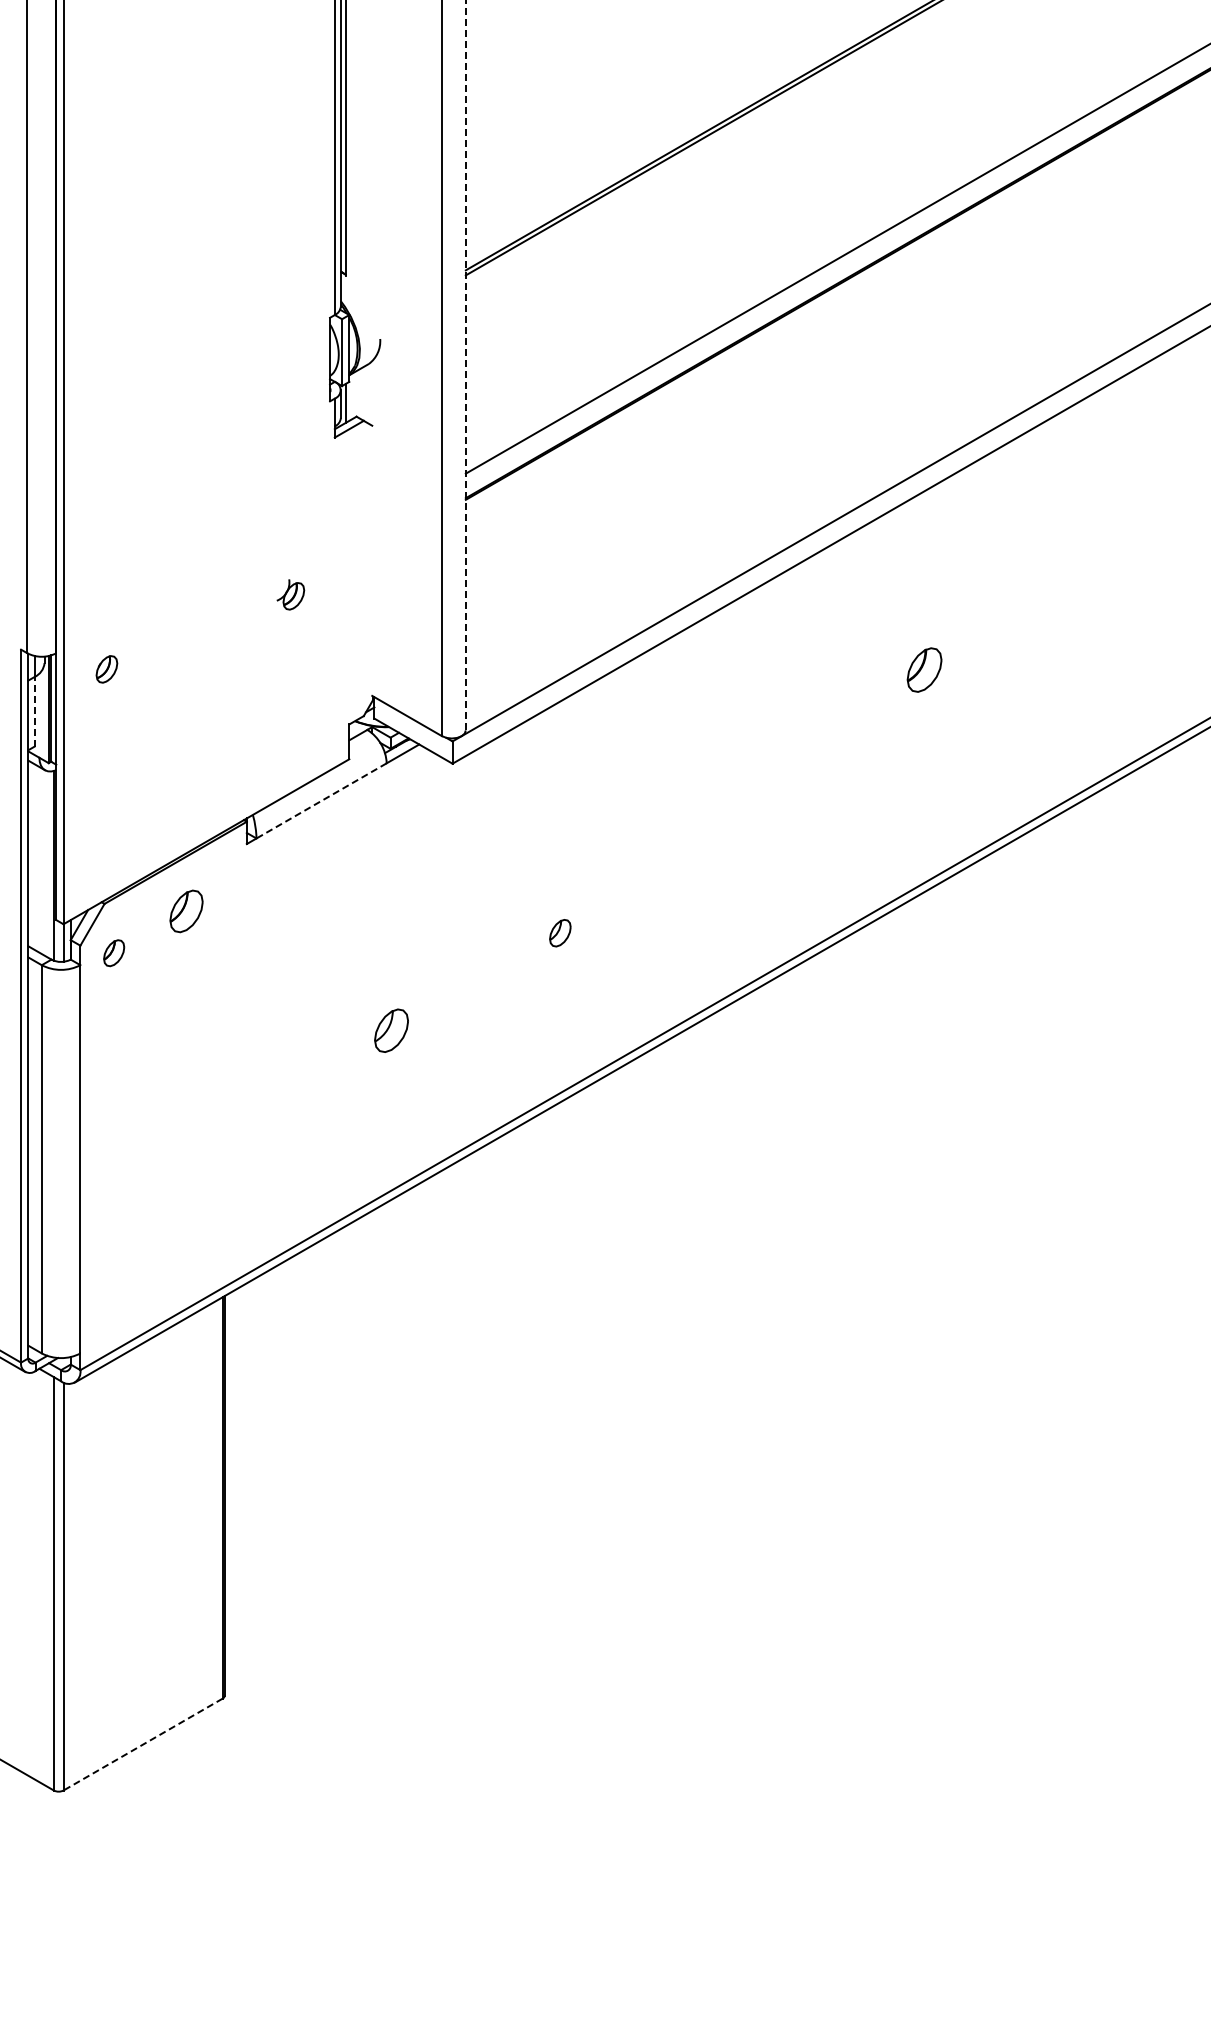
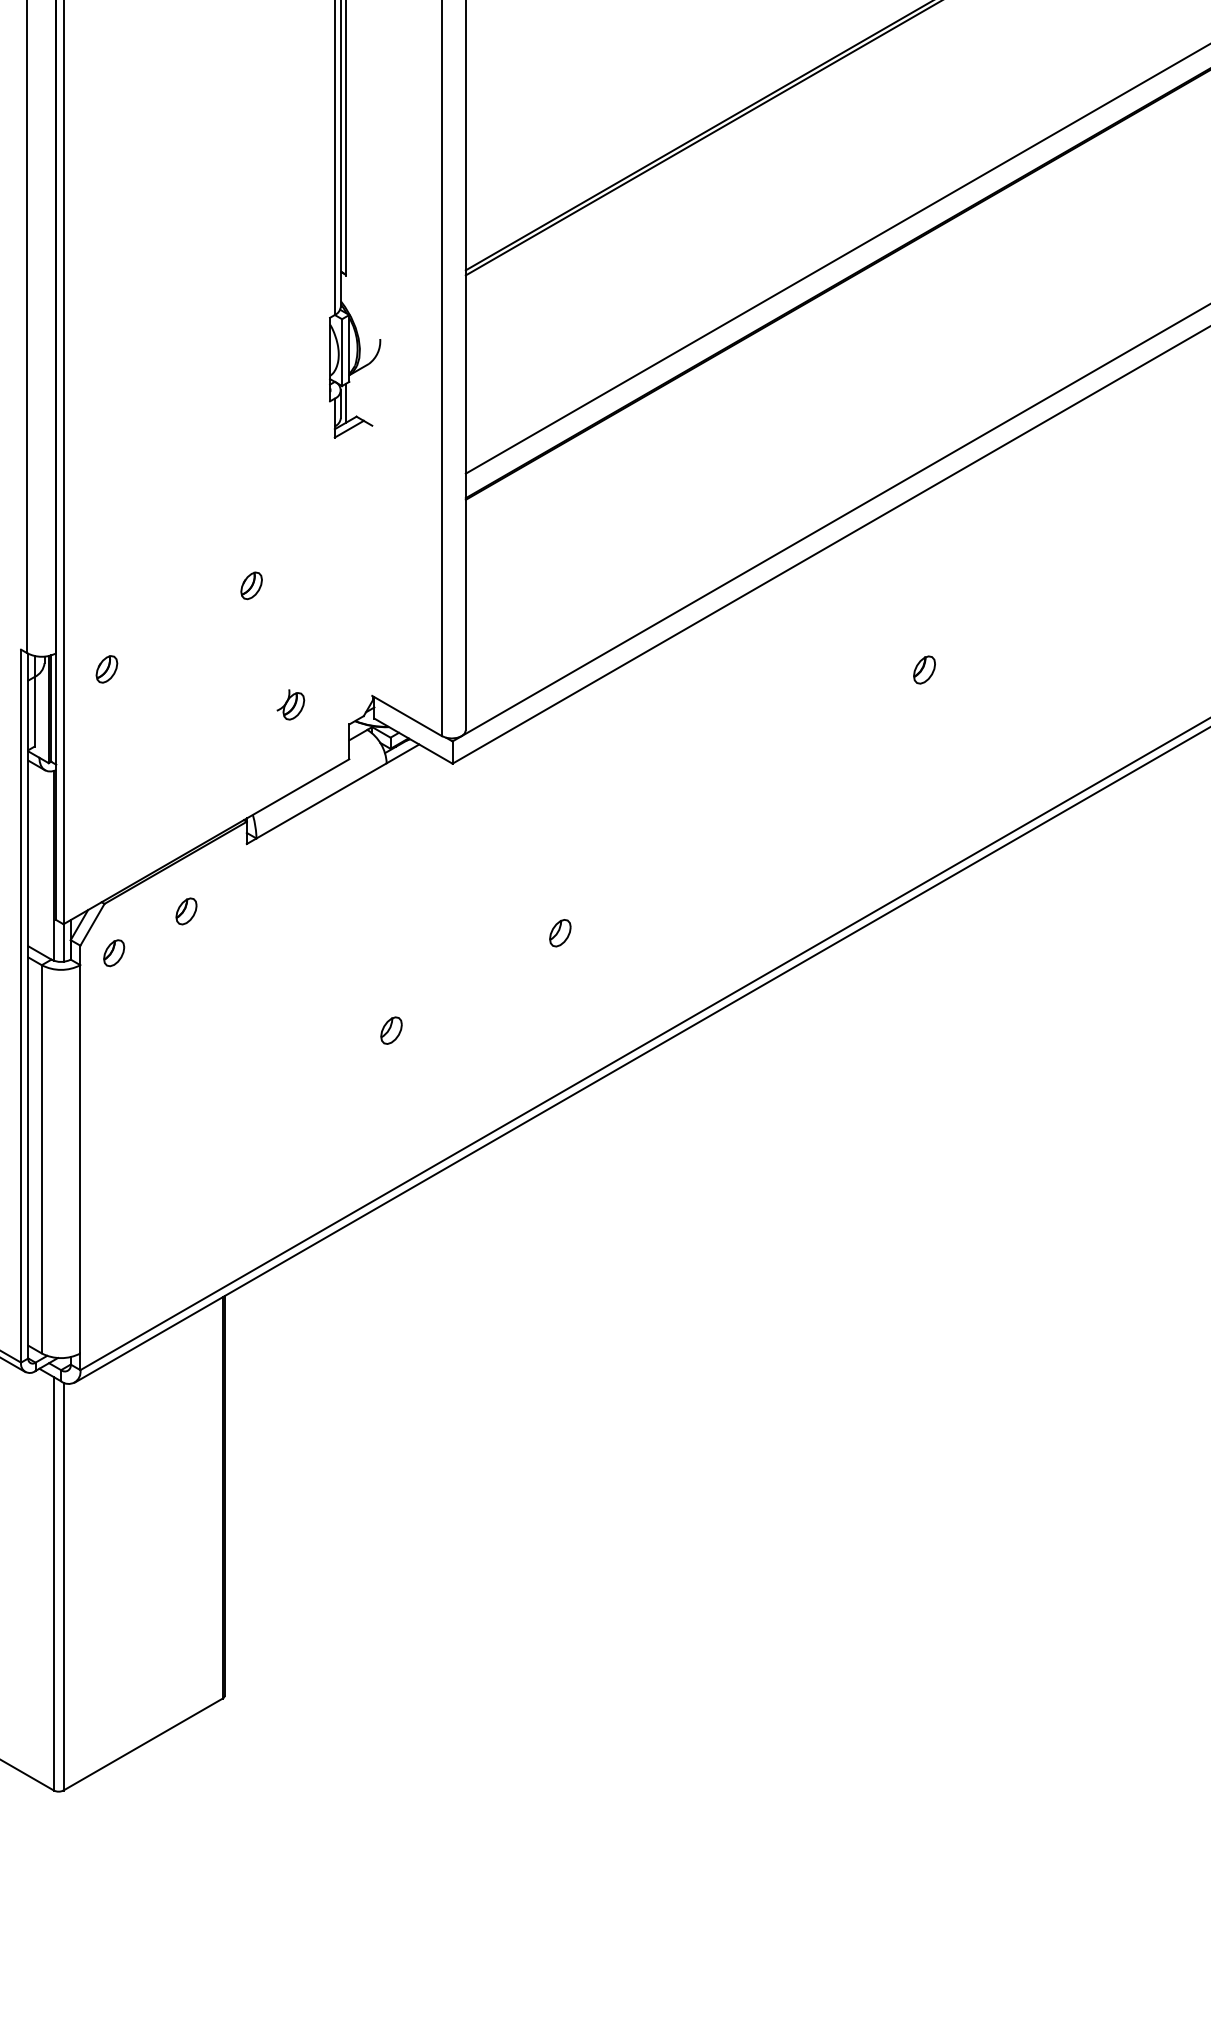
line: dashed -> solid (465, 365)
part: none -> present (251, 585)
part position: (290, 594) -> (290, 704) (290, 704)
part size: 37x46 px -> 23x30 px (924, 669)
line: dashed -> solid (34, 711)
line: dashed -> solid (321, 801)
part size: 35x45 px -> 23x29 px (186, 911)
part size: 35x45 px -> 23x29 px (391, 1030)
line: dashed -> solid (143, 1744)
